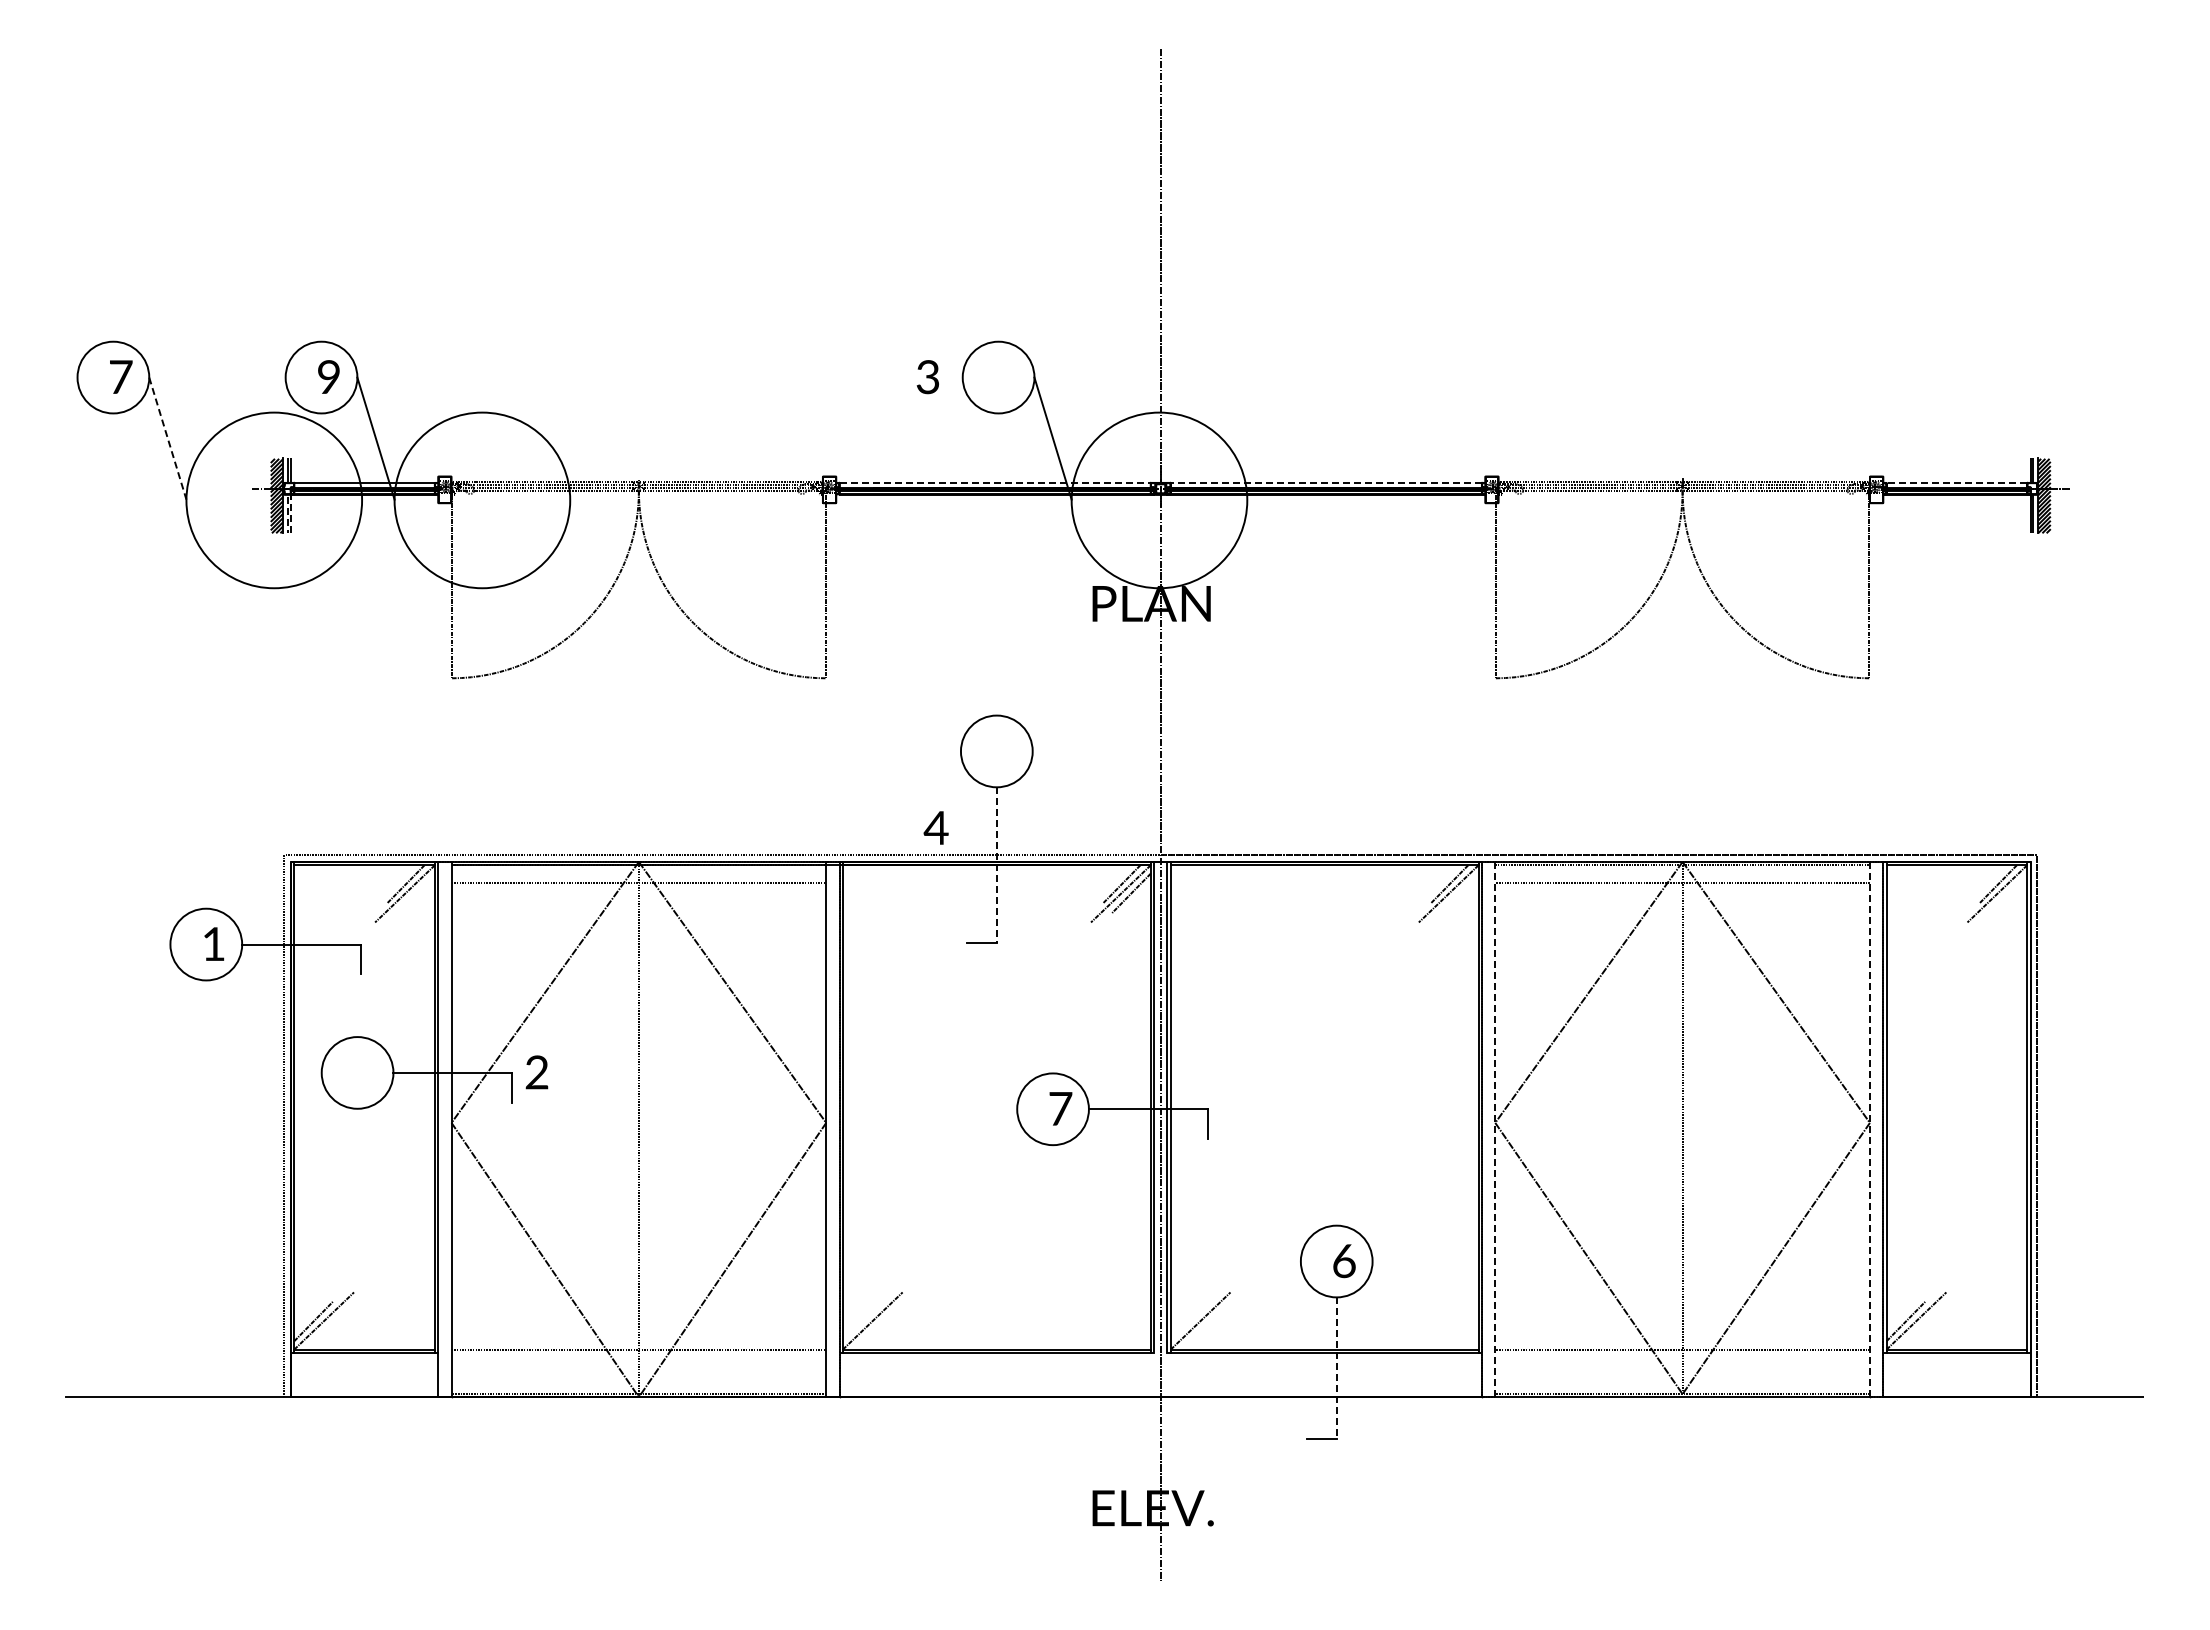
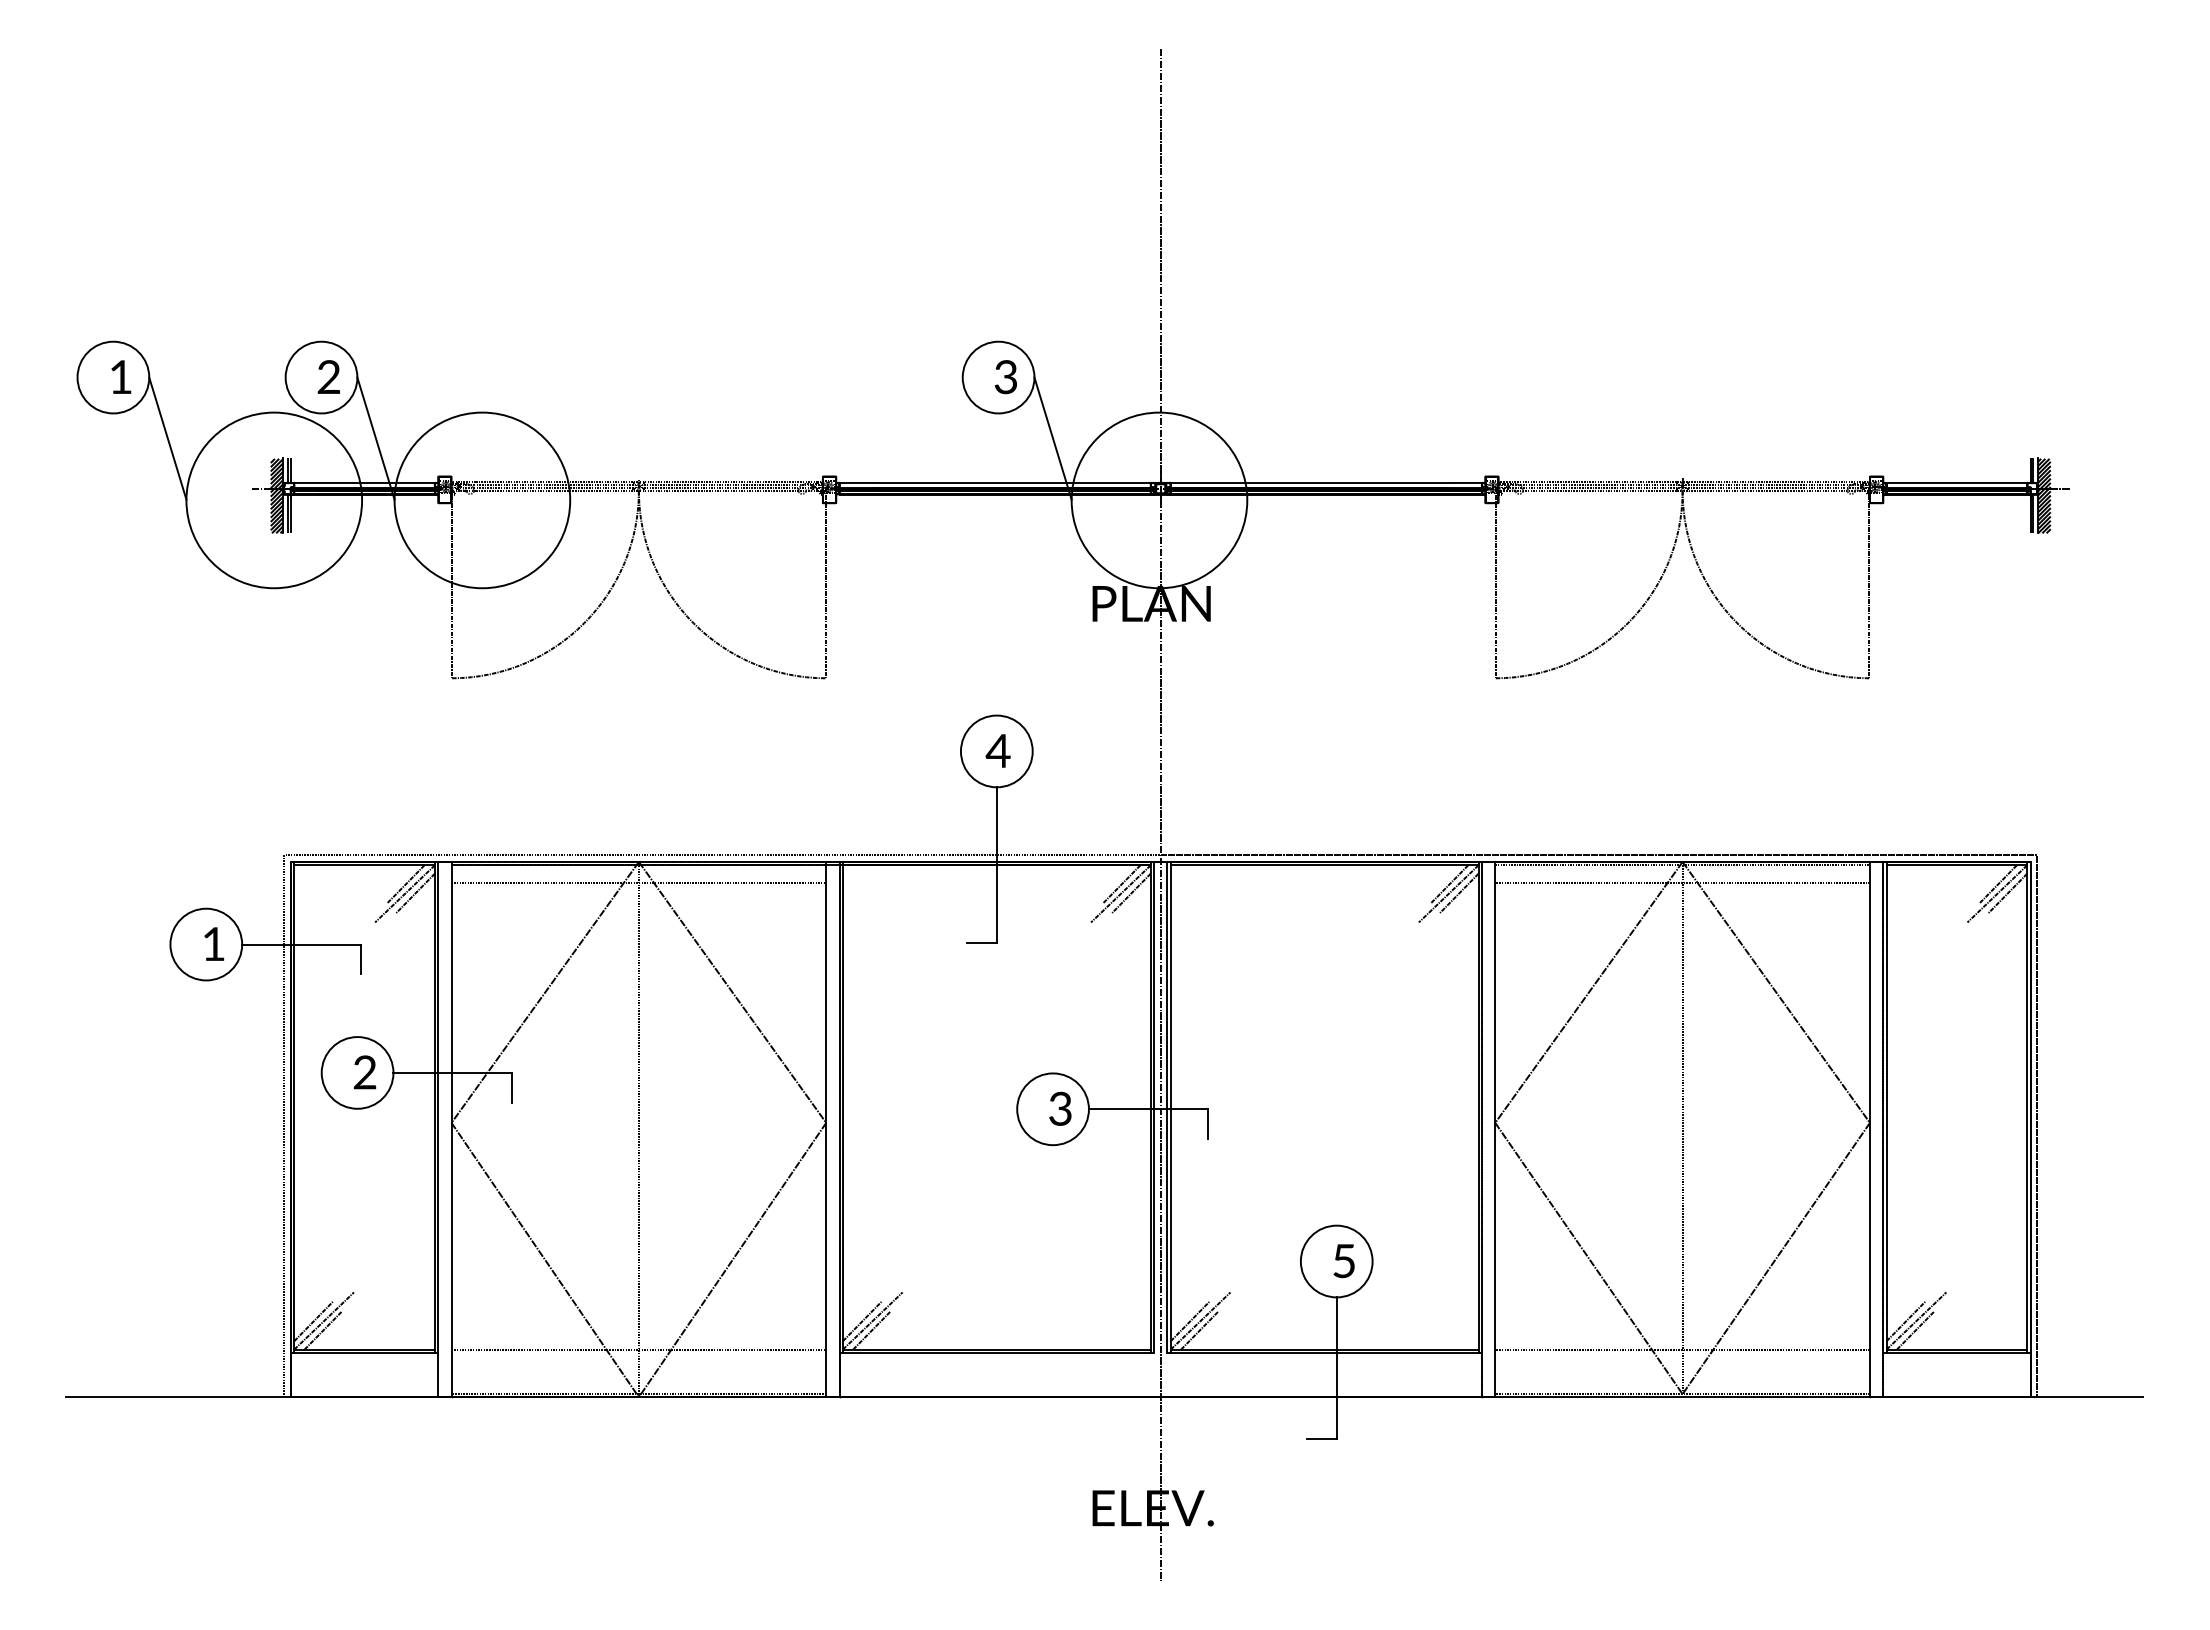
text: 7 -> 1 (121, 376)
text: 9 -> 2 (328, 376)
text position: (927, 377) -> (1005, 377) (1005, 377)
line: dashed -> solid (167, 438)
line: dashed -> solid (996, 482)
line: dashed -> solid (1324, 482)
line: dashed -> solid (1955, 482)
line: dashed -> solid (289, 494)
text position: (935, 827) -> (997, 750) (997, 750)
line: dashed -> solid (996, 865)
line: none -> present (415, 893)
line: none -> present (1458, 893)
line: none -> present (2007, 893)
text position: (536, 1072) -> (364, 1072) (364, 1072)
text: 7 -> 3 (1060, 1108)
line: dashed -> solid (1495, 1129)
line: dashed -> solid (1869, 1129)
text: 6 -> 5 (1344, 1261)
line: none -> present (861, 1321)
line: none -> present (1189, 1321)
line: none -> present (323, 1330)
line: none -> present (871, 1330)
line: none -> present (1199, 1330)
line: none -> present (1915, 1330)
line: dashed -> solid (1336, 1368)
